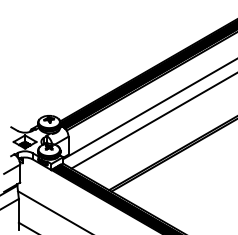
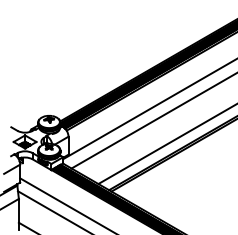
line: none -> present (166, 144)
line: none -> present (66, 204)
